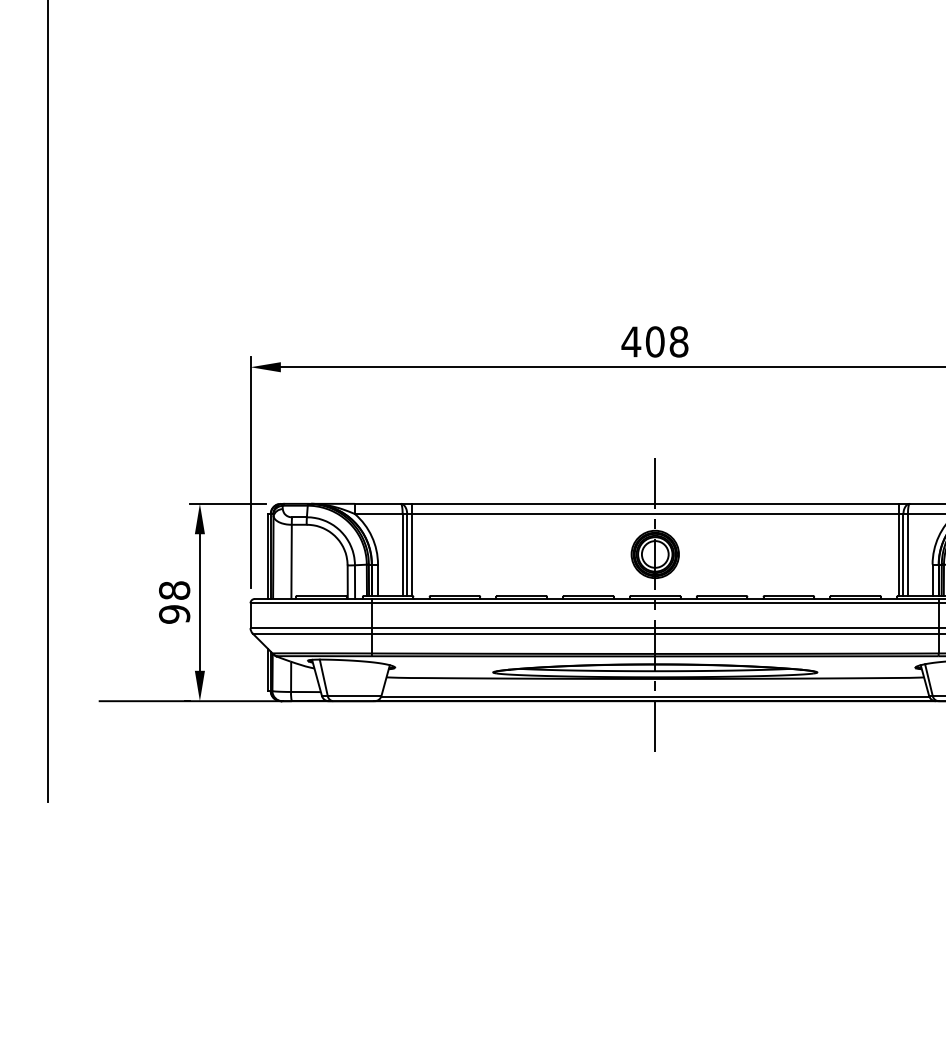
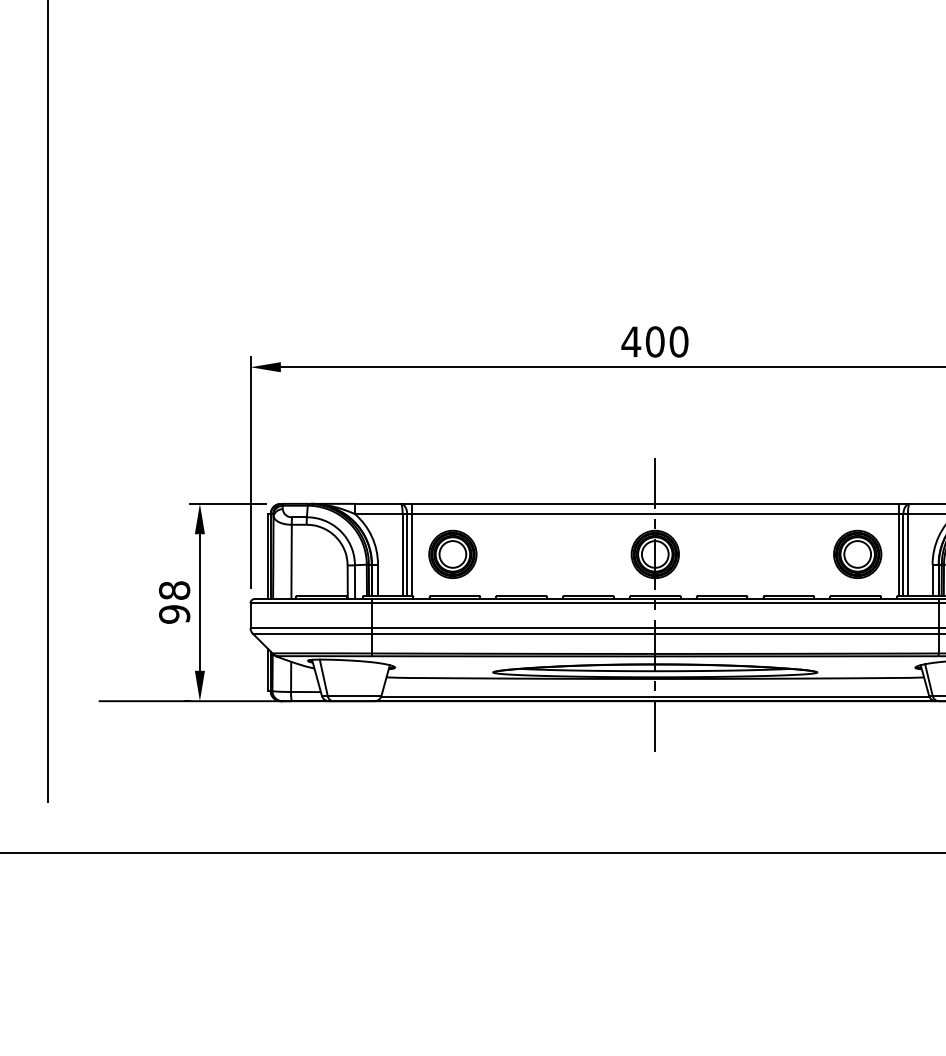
text: 408 -> 400 (678, 342)
part: none -> present (452, 553)
part: none -> present (857, 553)
line: none -> present (472, 853)
